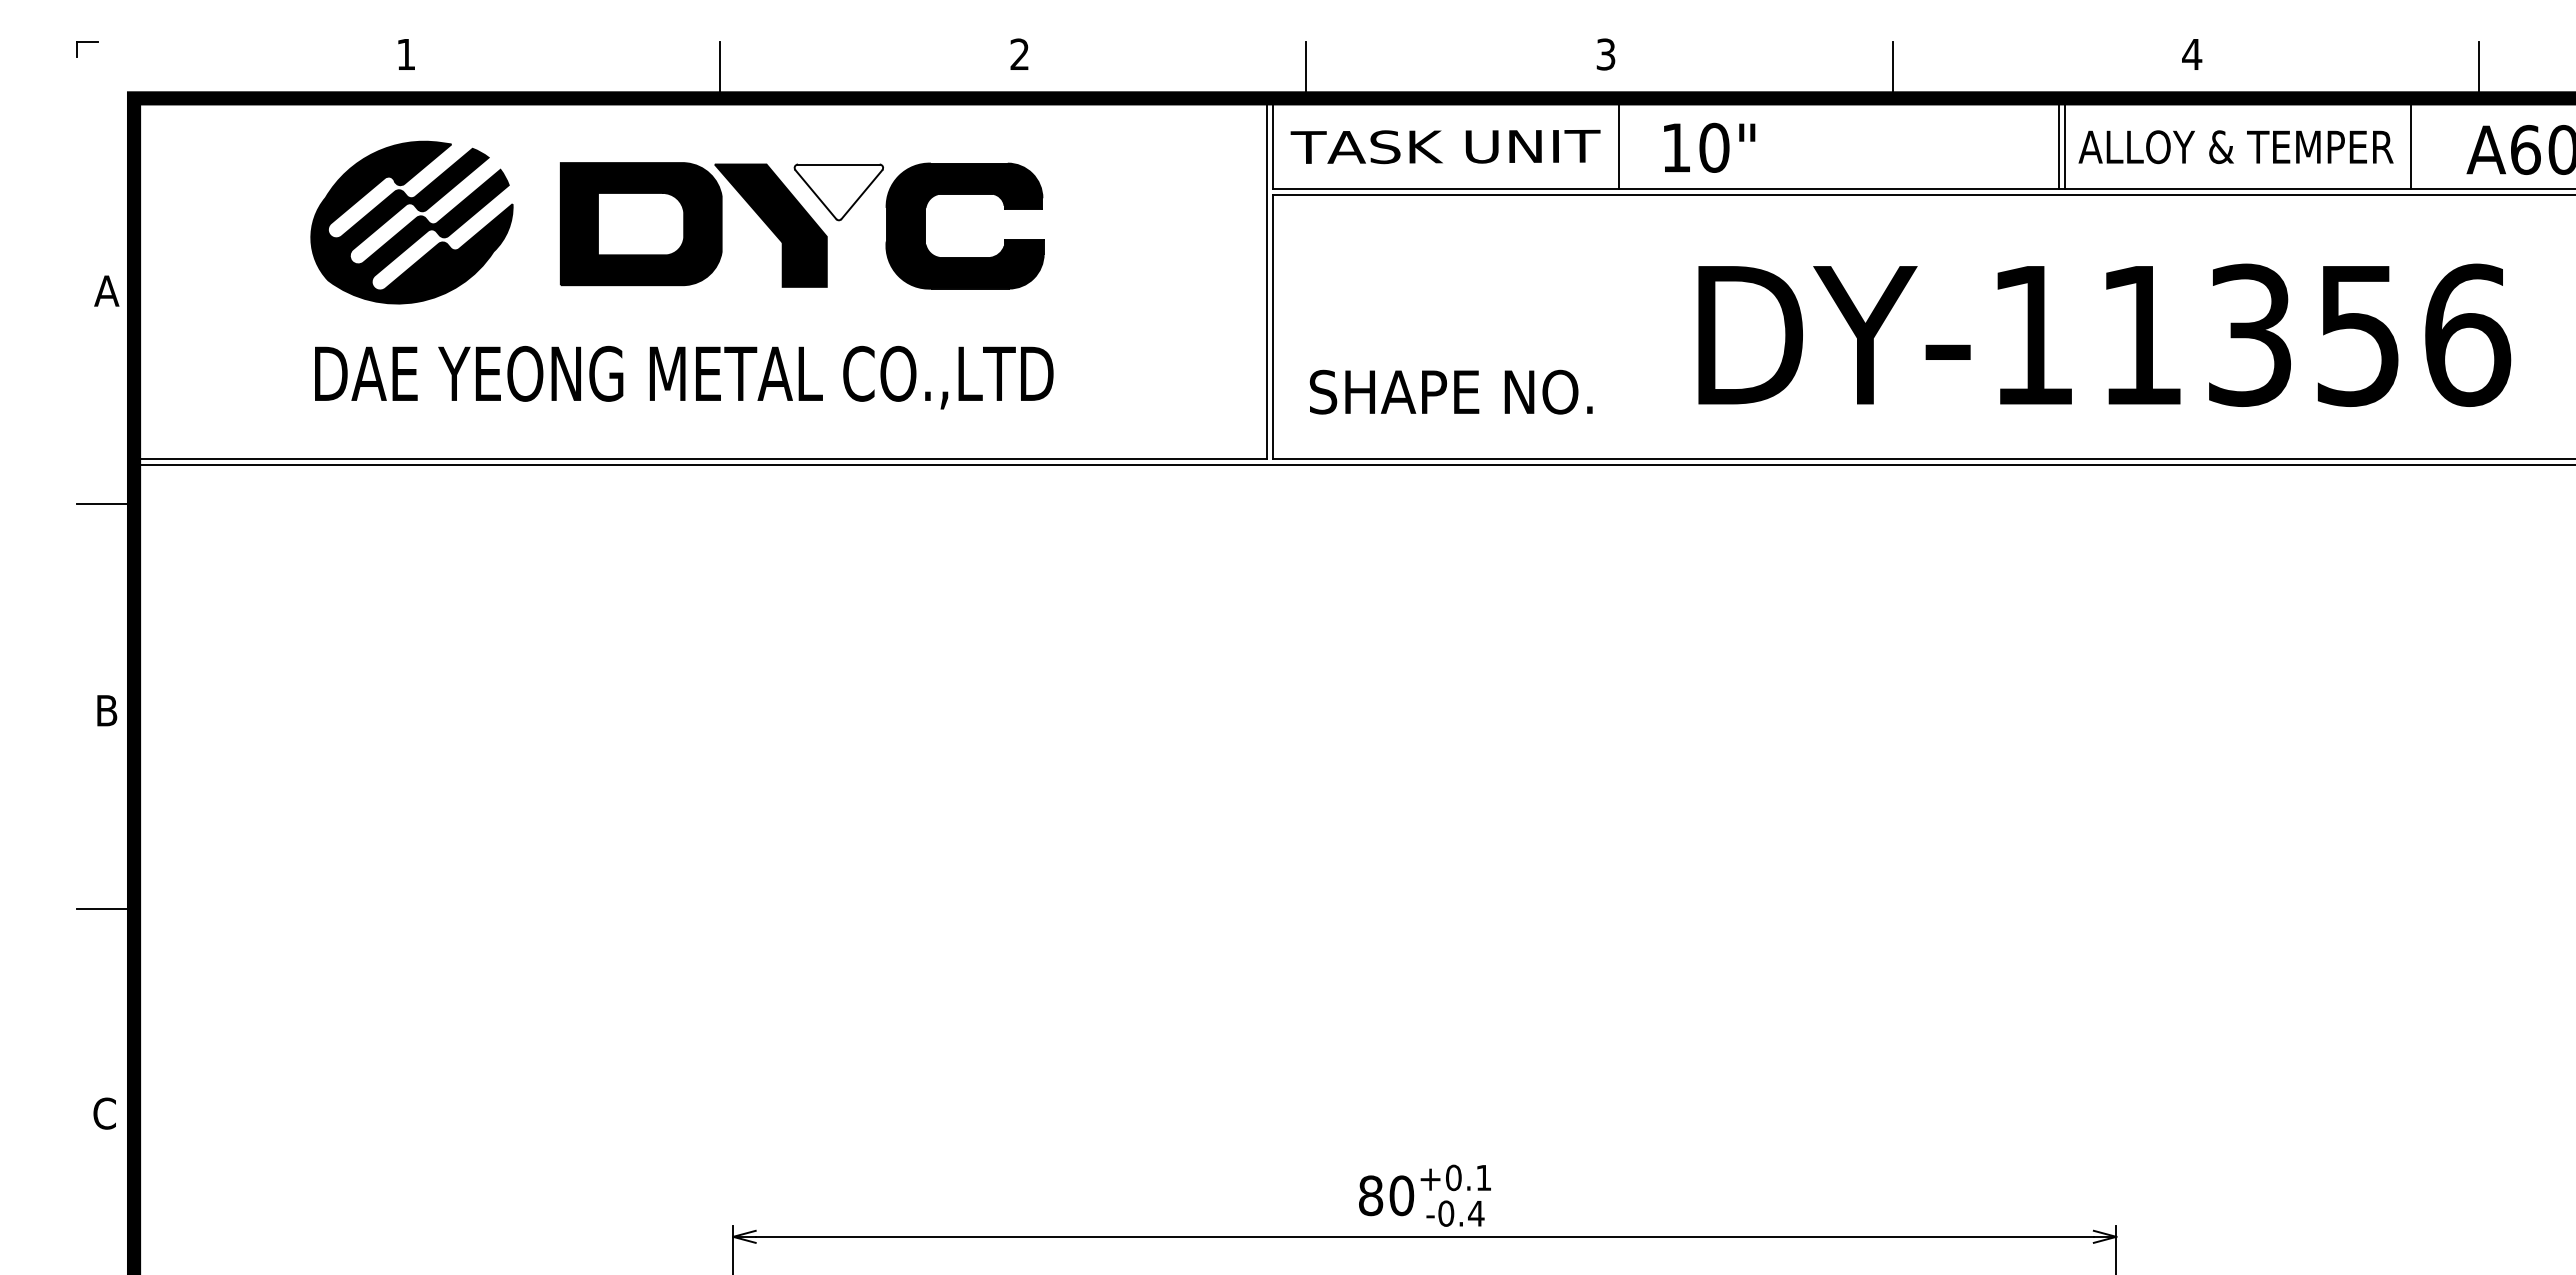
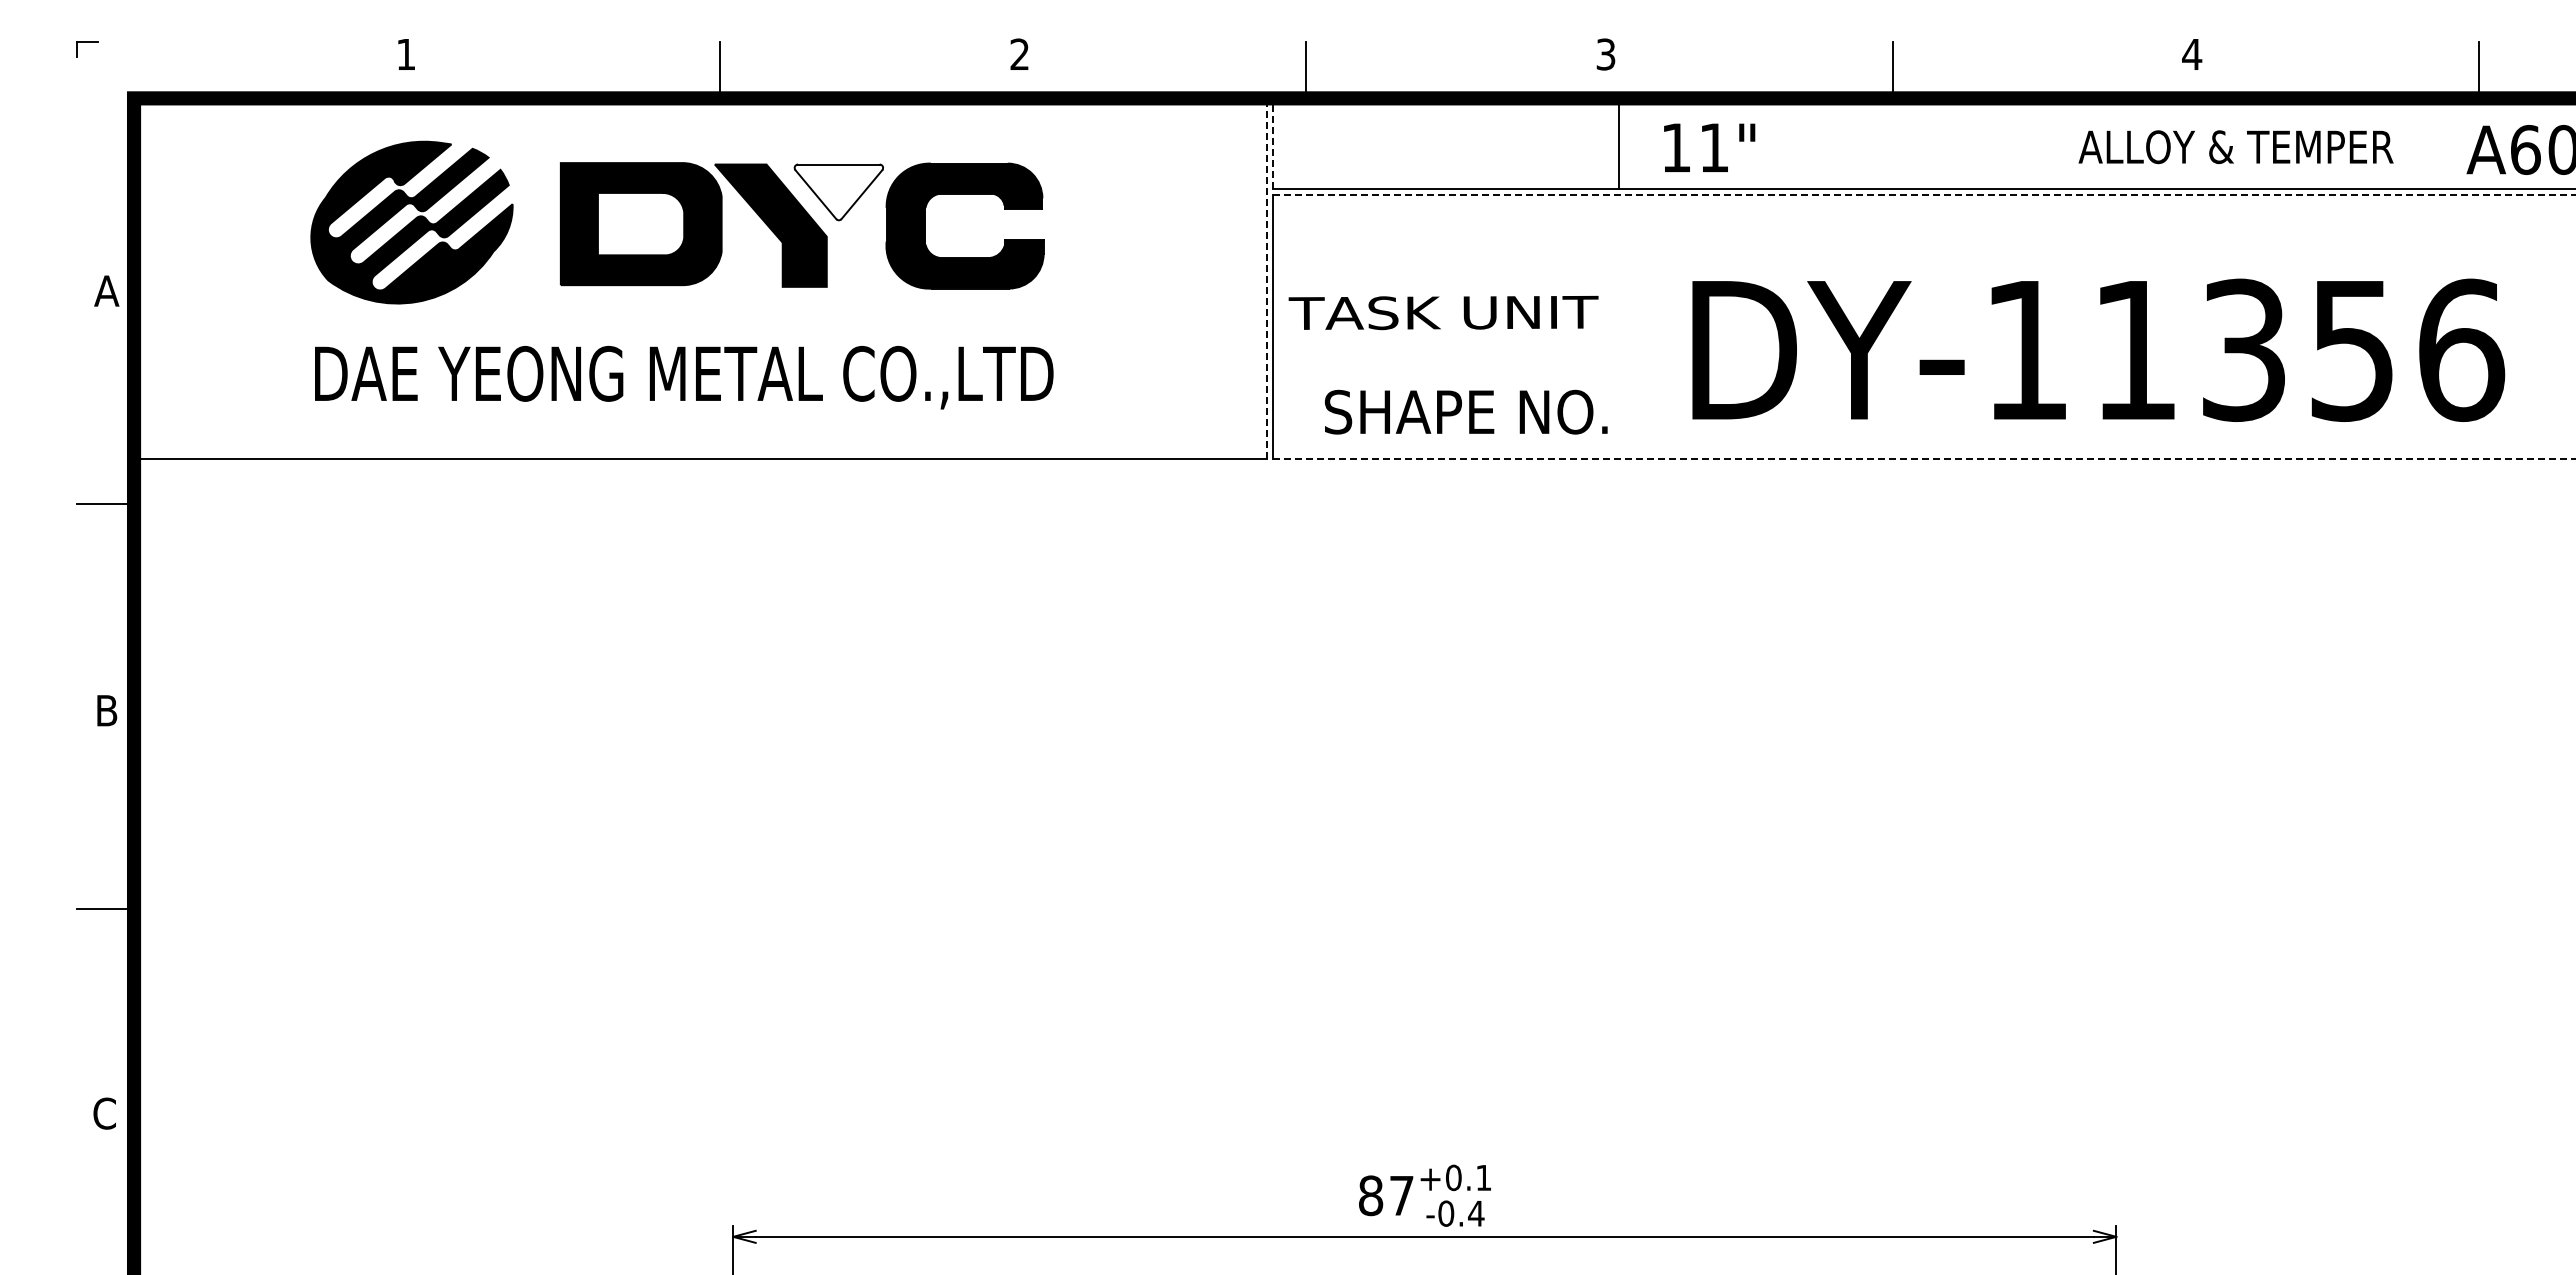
line: solid -> dashed (1273, 143)
line: present -> none (2059, 143)
line: present -> none (2065, 143)
line: present -> none (2410, 143)
text position: (1445, 146) -> (1443, 312) (1443, 312)
text: 10" -> 11" (1714, 147)
line: solid -> dashed (1924, 195)
line: solid -> dashed (1267, 278)
text position: (2104, 334) -> (2098, 349) (2098, 349)
text position: (1450, 391) -> (1465, 411) (1465, 411)
line: solid -> dashed (1924, 458)
line: present -> none (1353, 464)
text: 80 -> 87 (1401, 1195)
